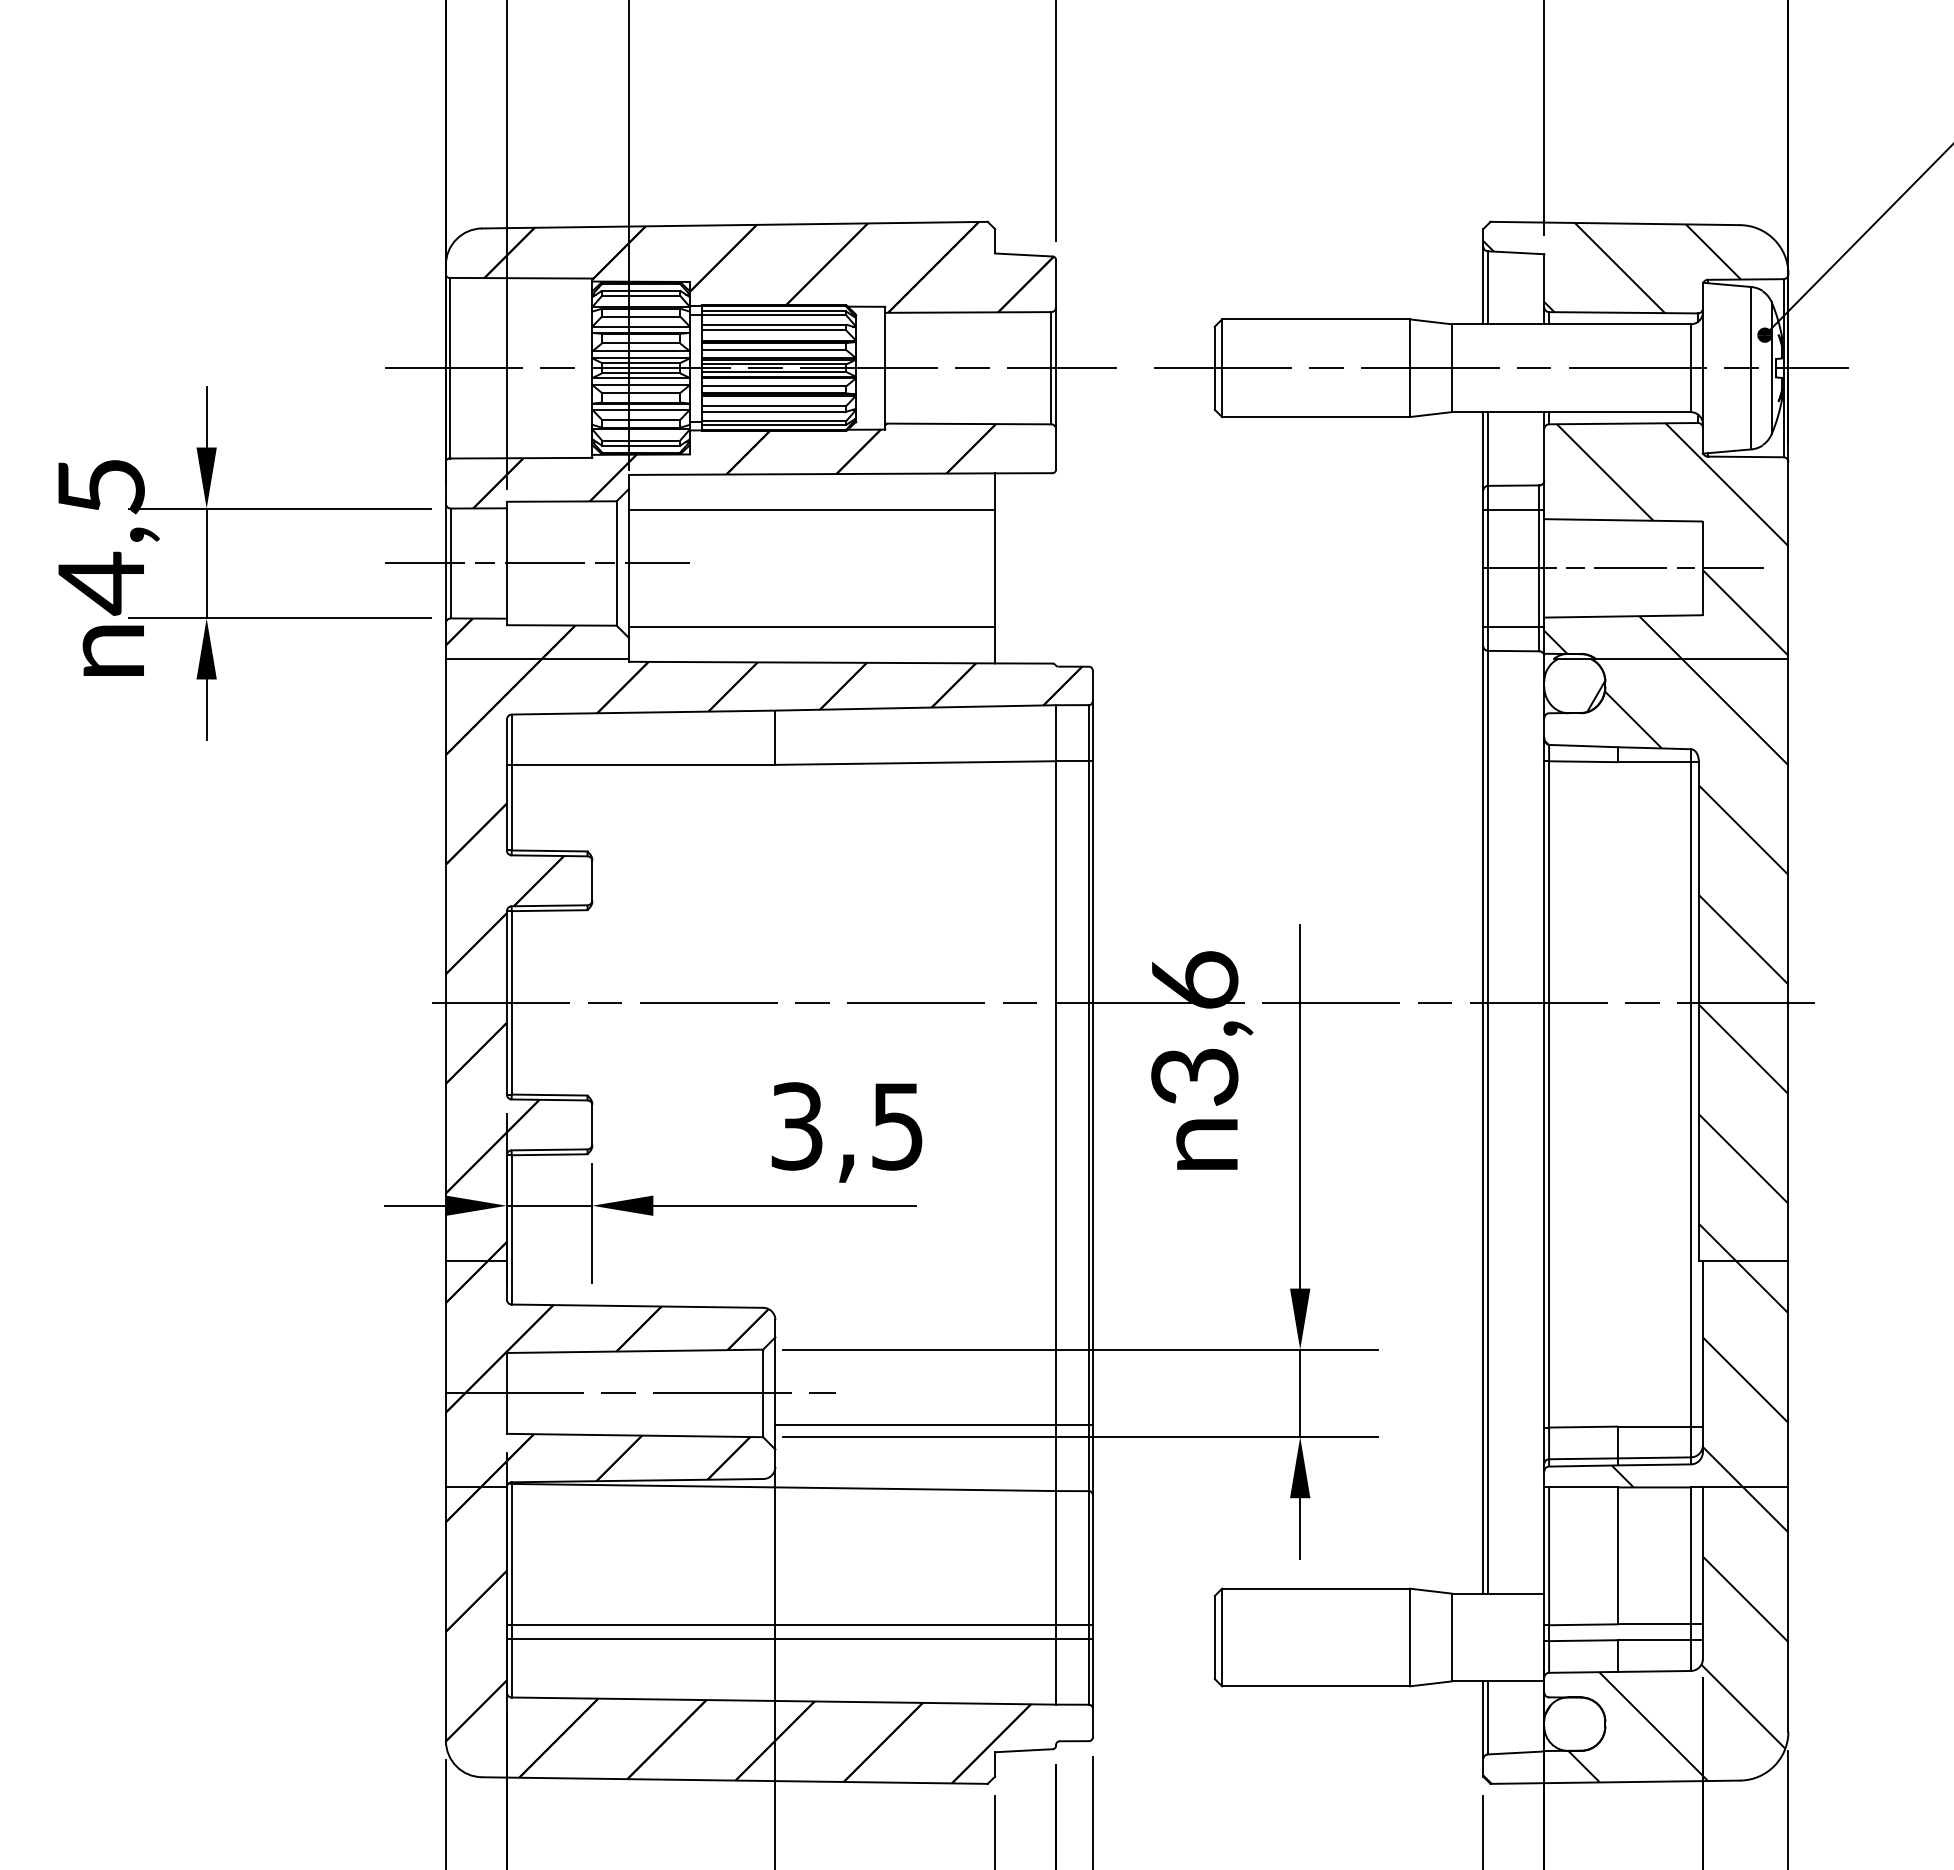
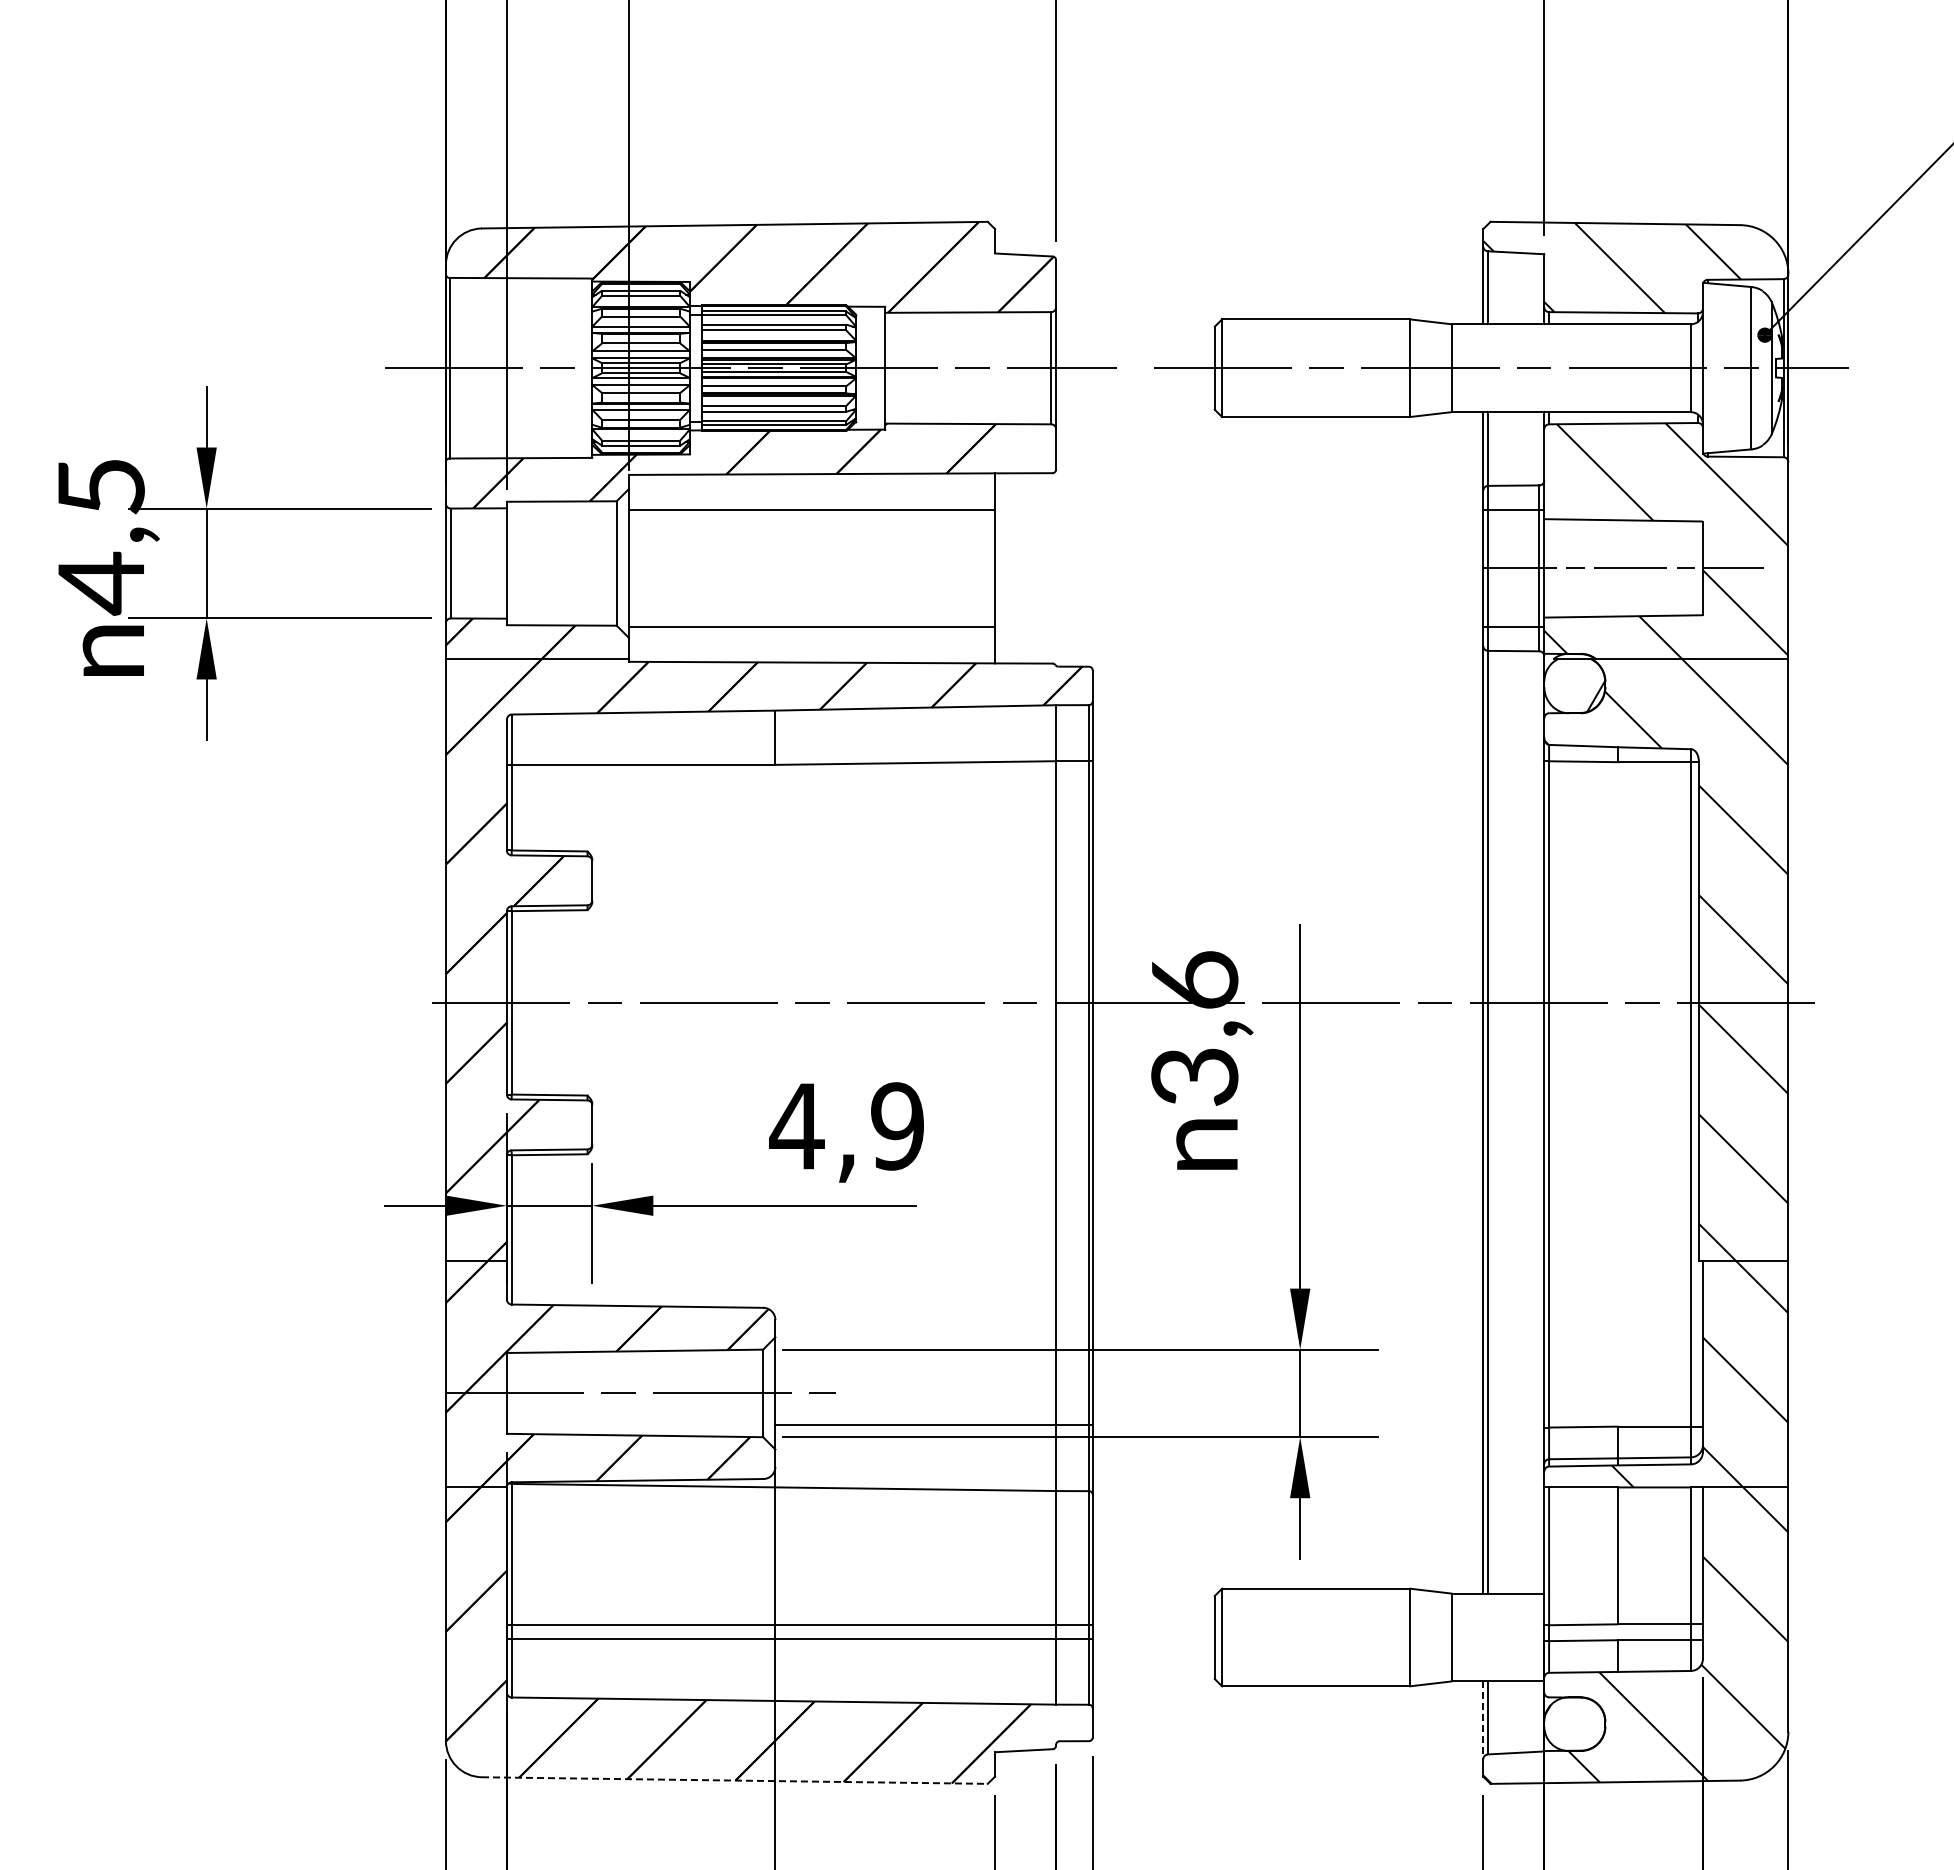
line: present -> none (536, 563)
text: 3,5 -> 4,9 (846, 1126)
line: solid -> dashed (1483, 1720)
line: solid -> dashed (734, 1780)
